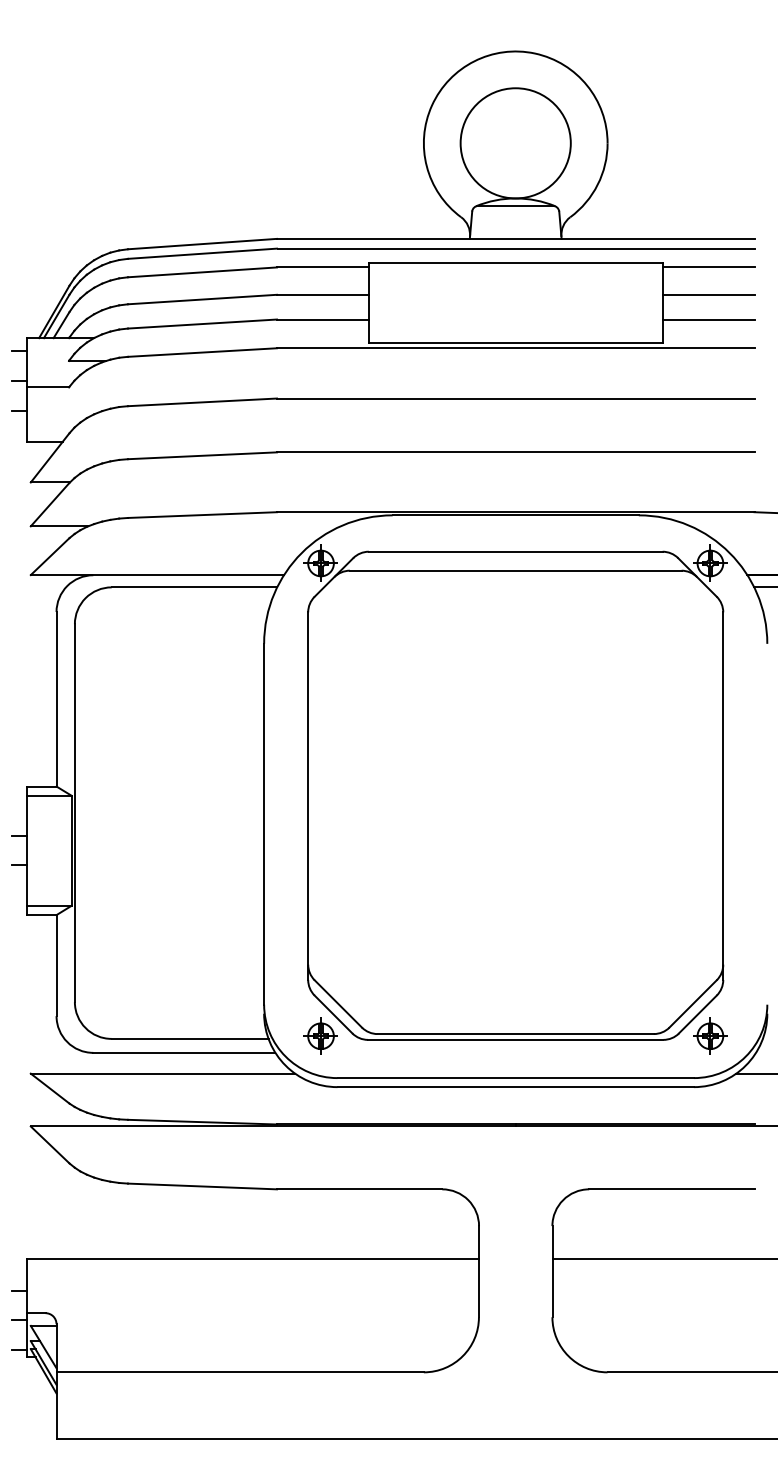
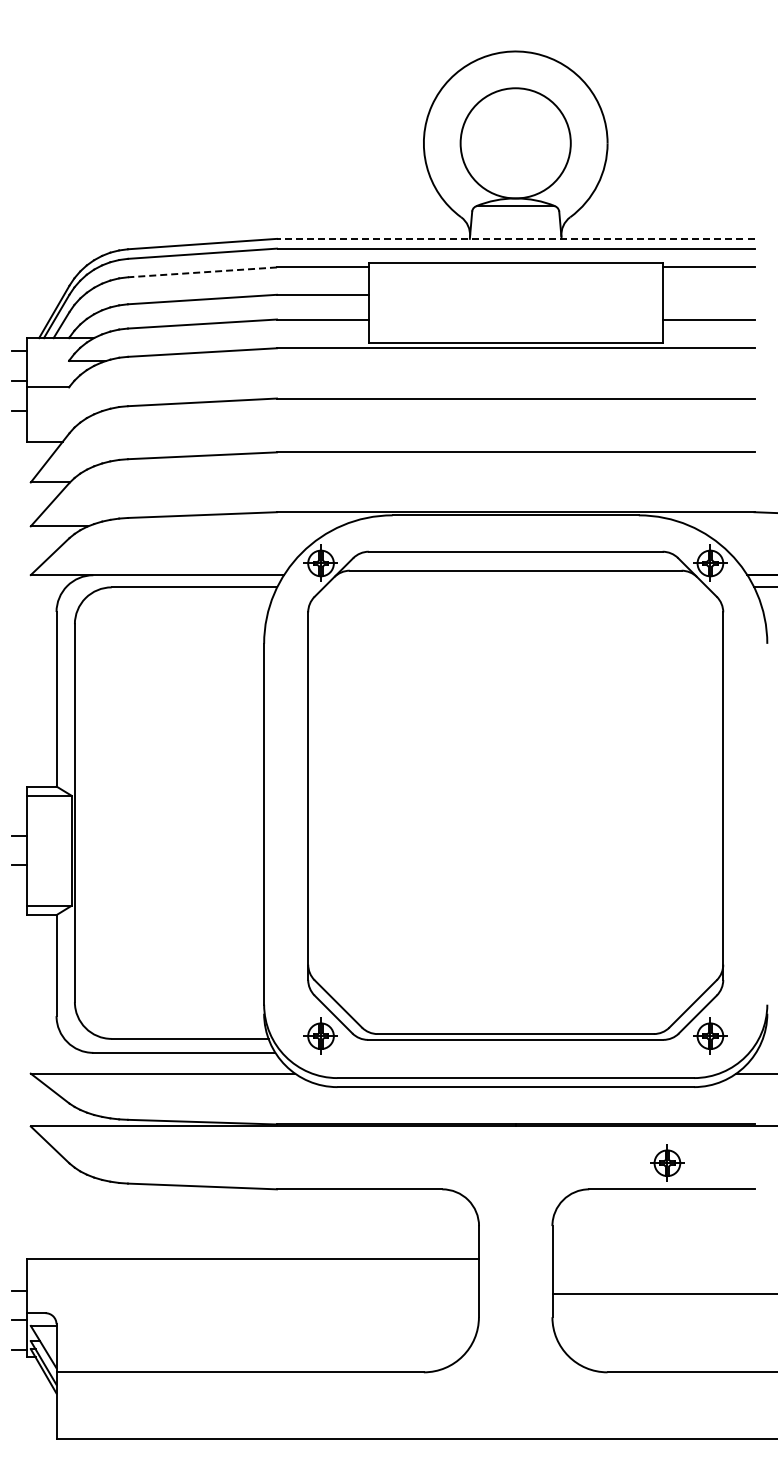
line: solid -> dashed (515, 238)
line: solid -> dashed (202, 272)
line: present -> none (708, 294)
part: none -> present (667, 1162)
line position: (663, 1259) -> (663, 1294) (663, 1294)
